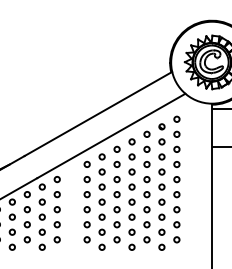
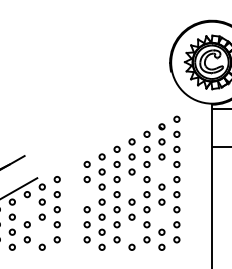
line: present -> none (98, 113)
line: present -> none (111, 135)
circle: present -> none (161, 171)
circle: present -> none (131, 186)
circle: present -> none (86, 194)
circle: present -> none (26, 209)
circle: present -> none (161, 216)
circle: present -> none (41, 231)
circle: present -> none (131, 231)
